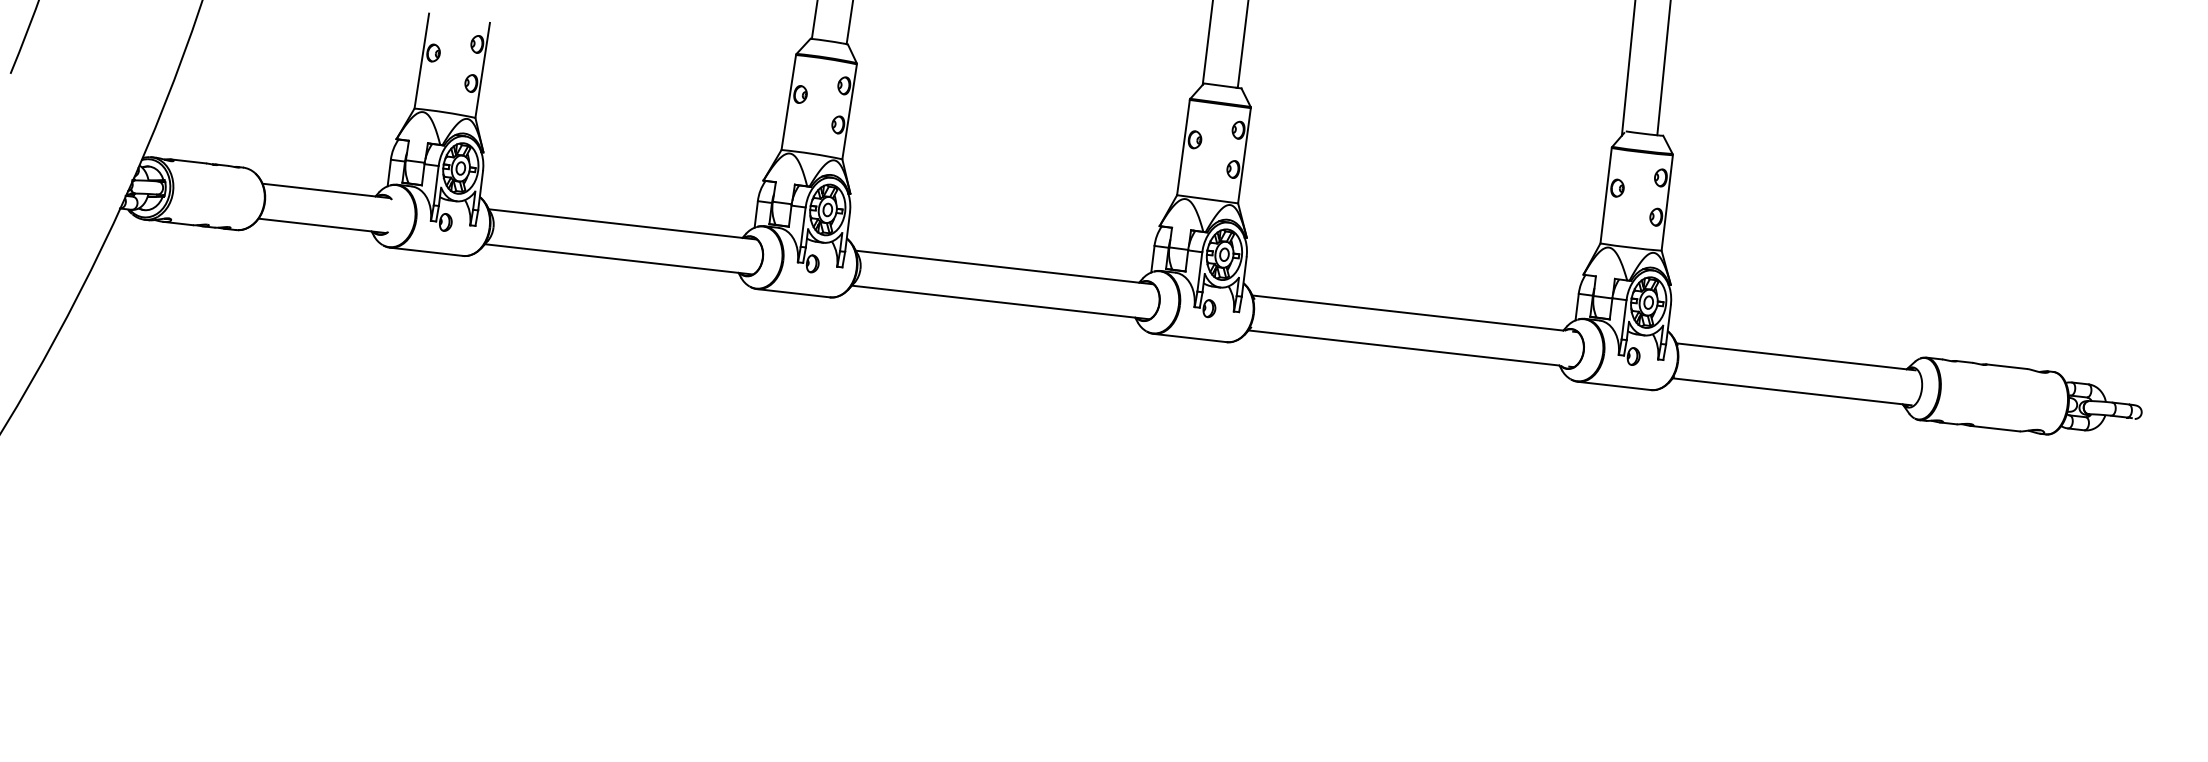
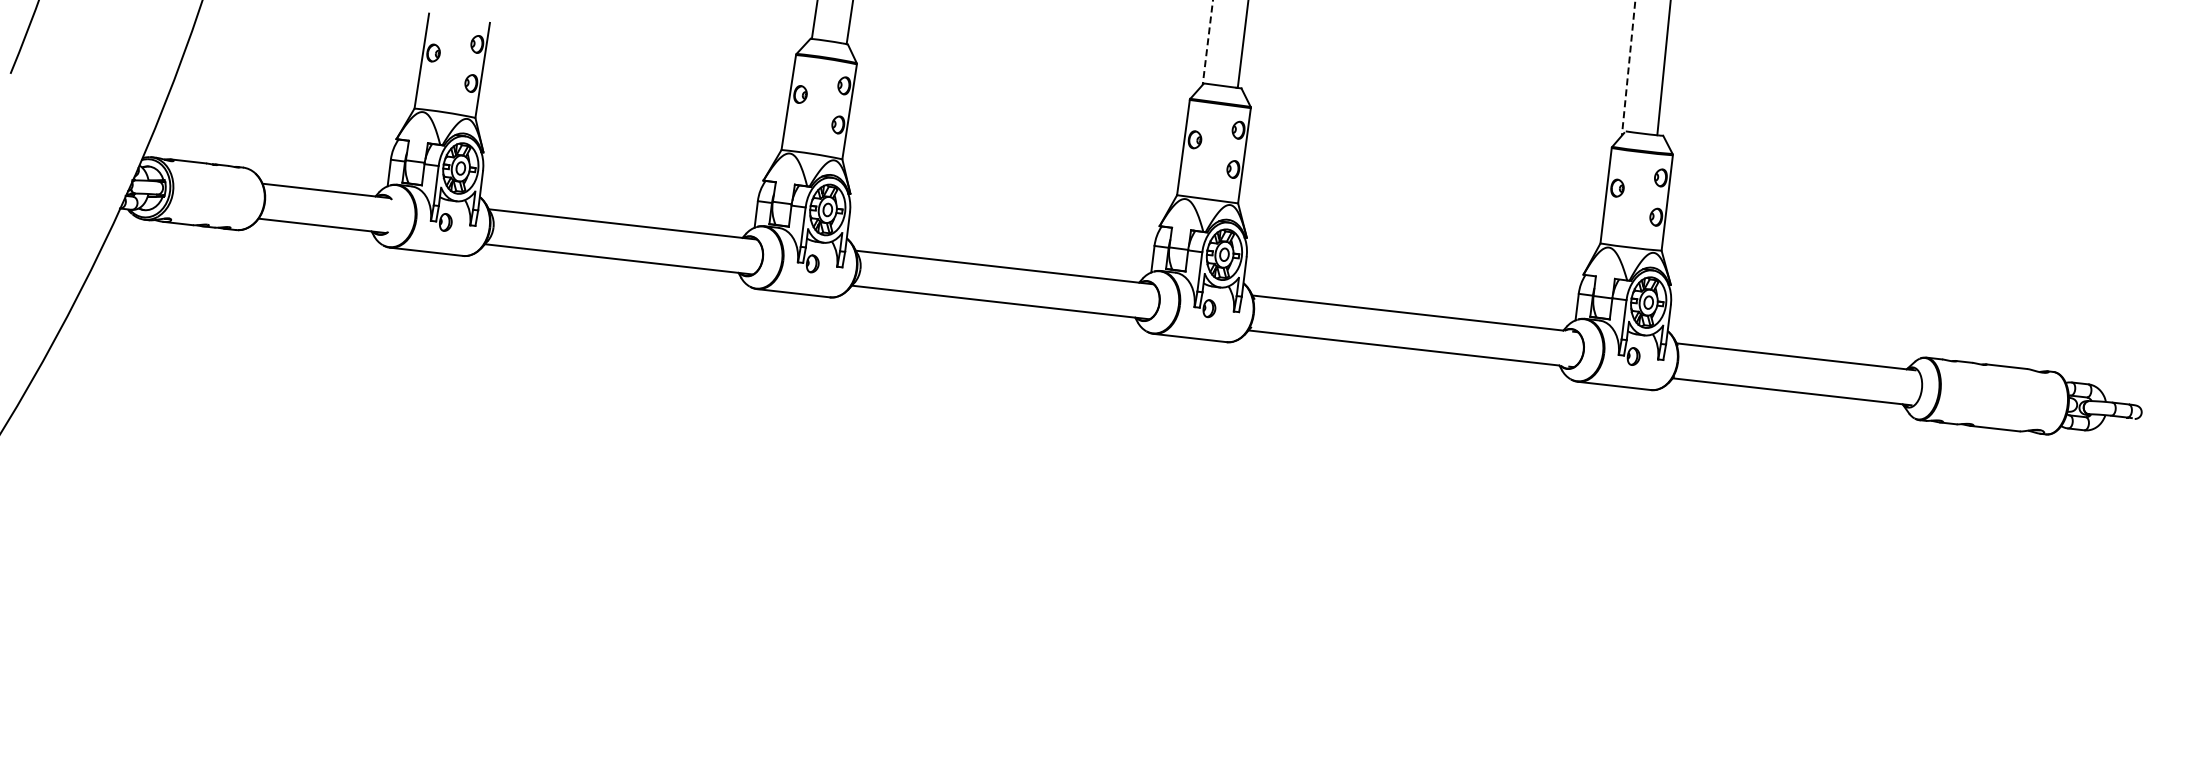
line: solid -> dashed (1207, 43)
line: solid -> dashed (1628, 68)
